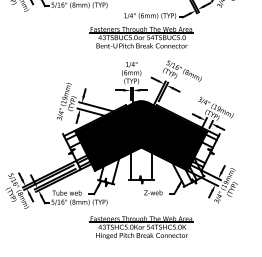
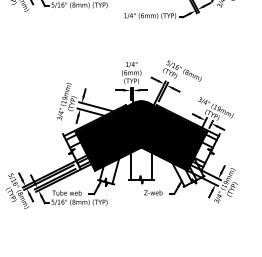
part: present -> none (141, 37)
part: present -> none (141, 227)
